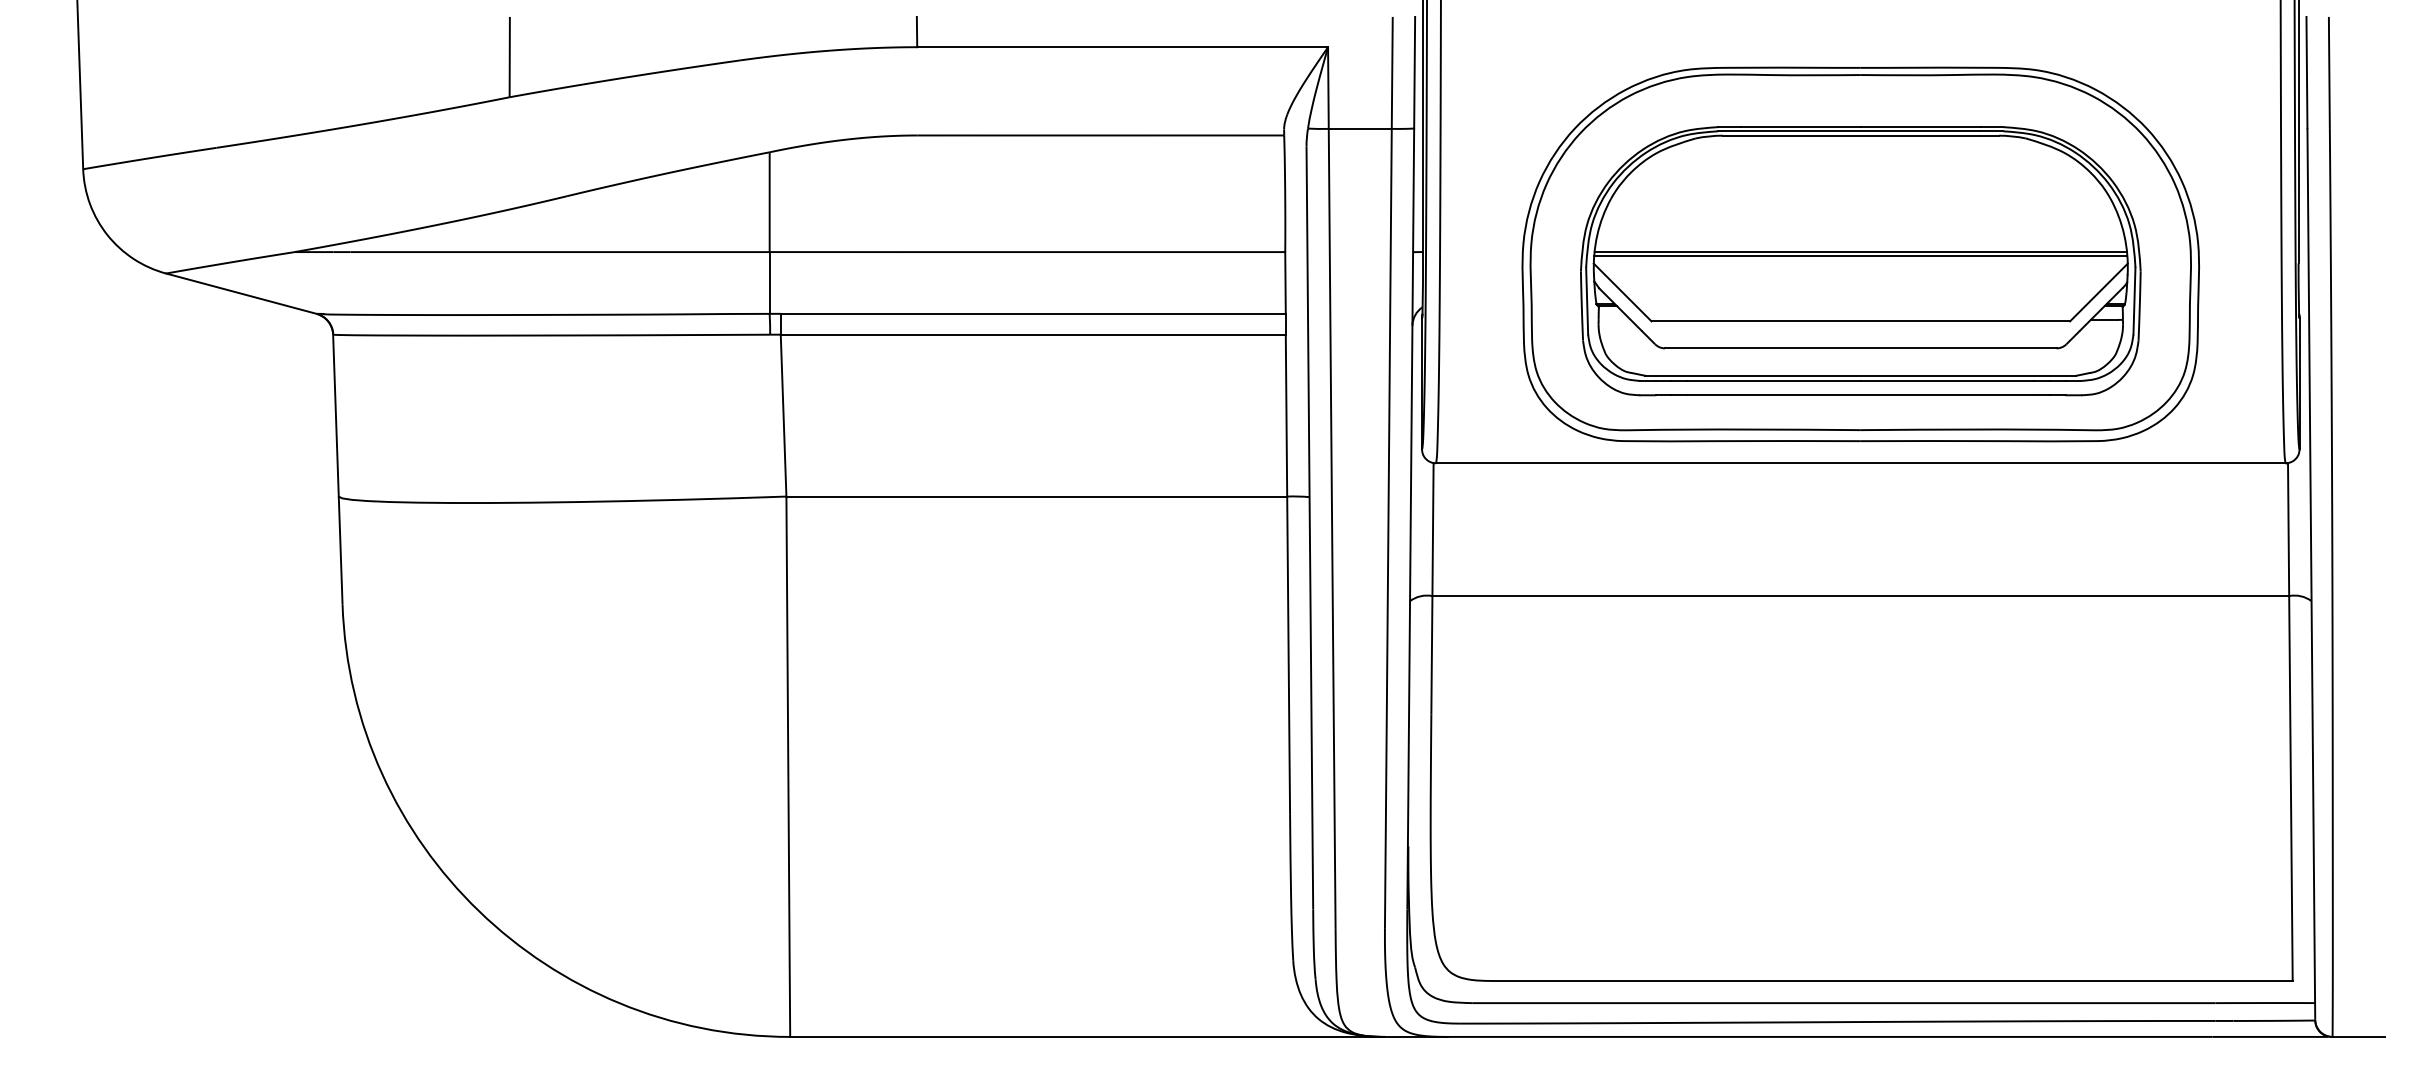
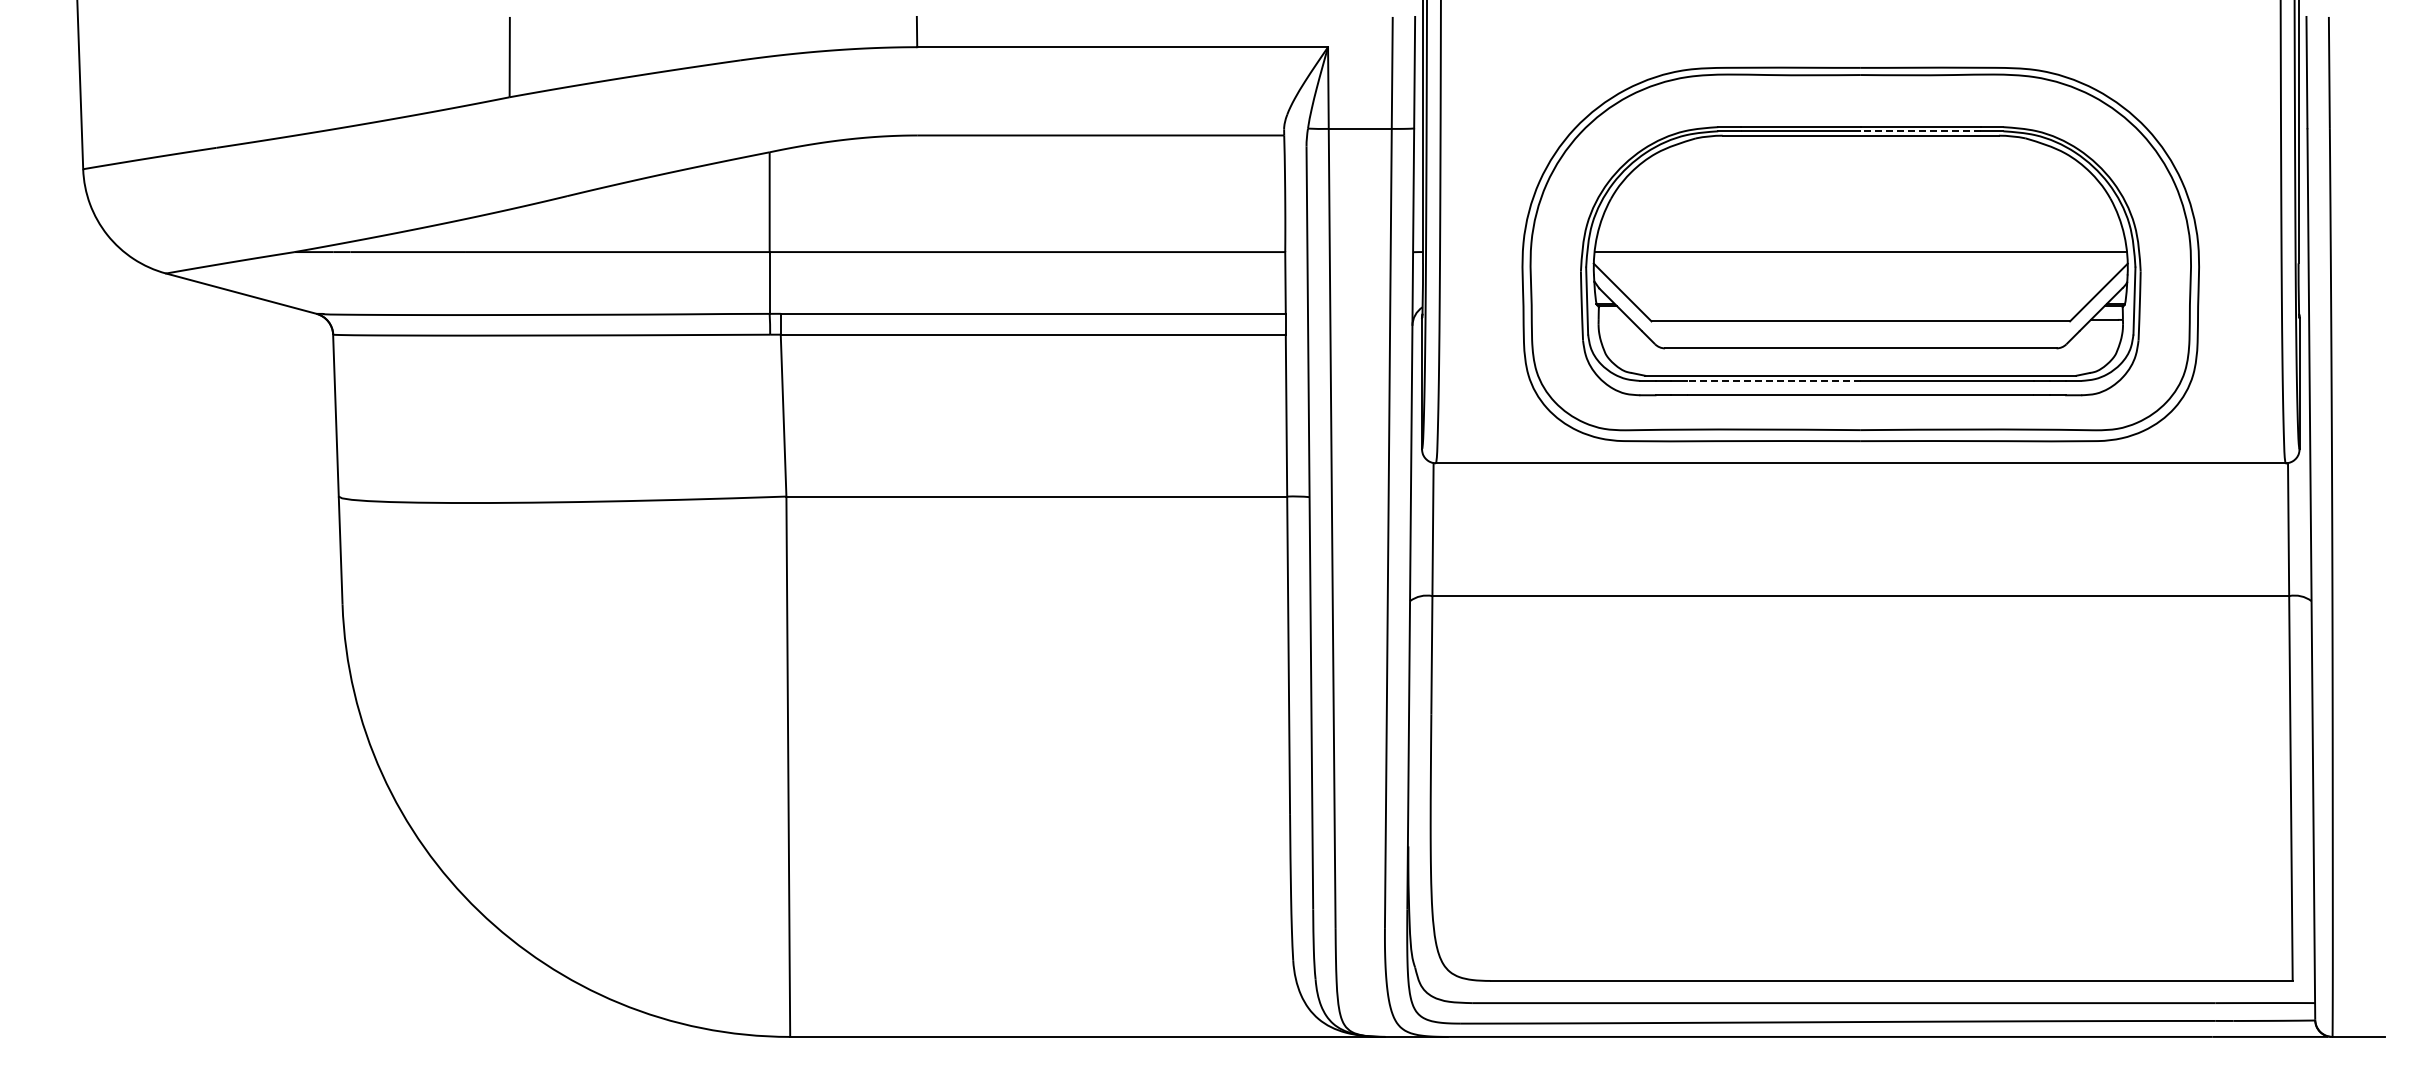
line: solid -> dashed (1920, 131)
line: present -> none (1860, 255)
line: solid -> dashed (1773, 380)
